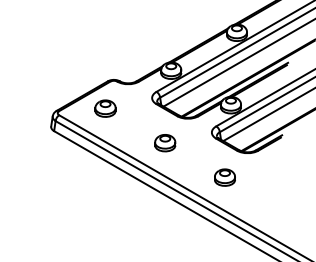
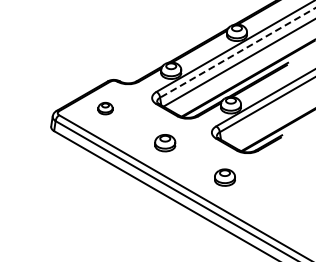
line: solid -> dashed (237, 53)
part size: 23x19 px -> 17x15 px (105, 108)
line: present -> none (267, 115)
